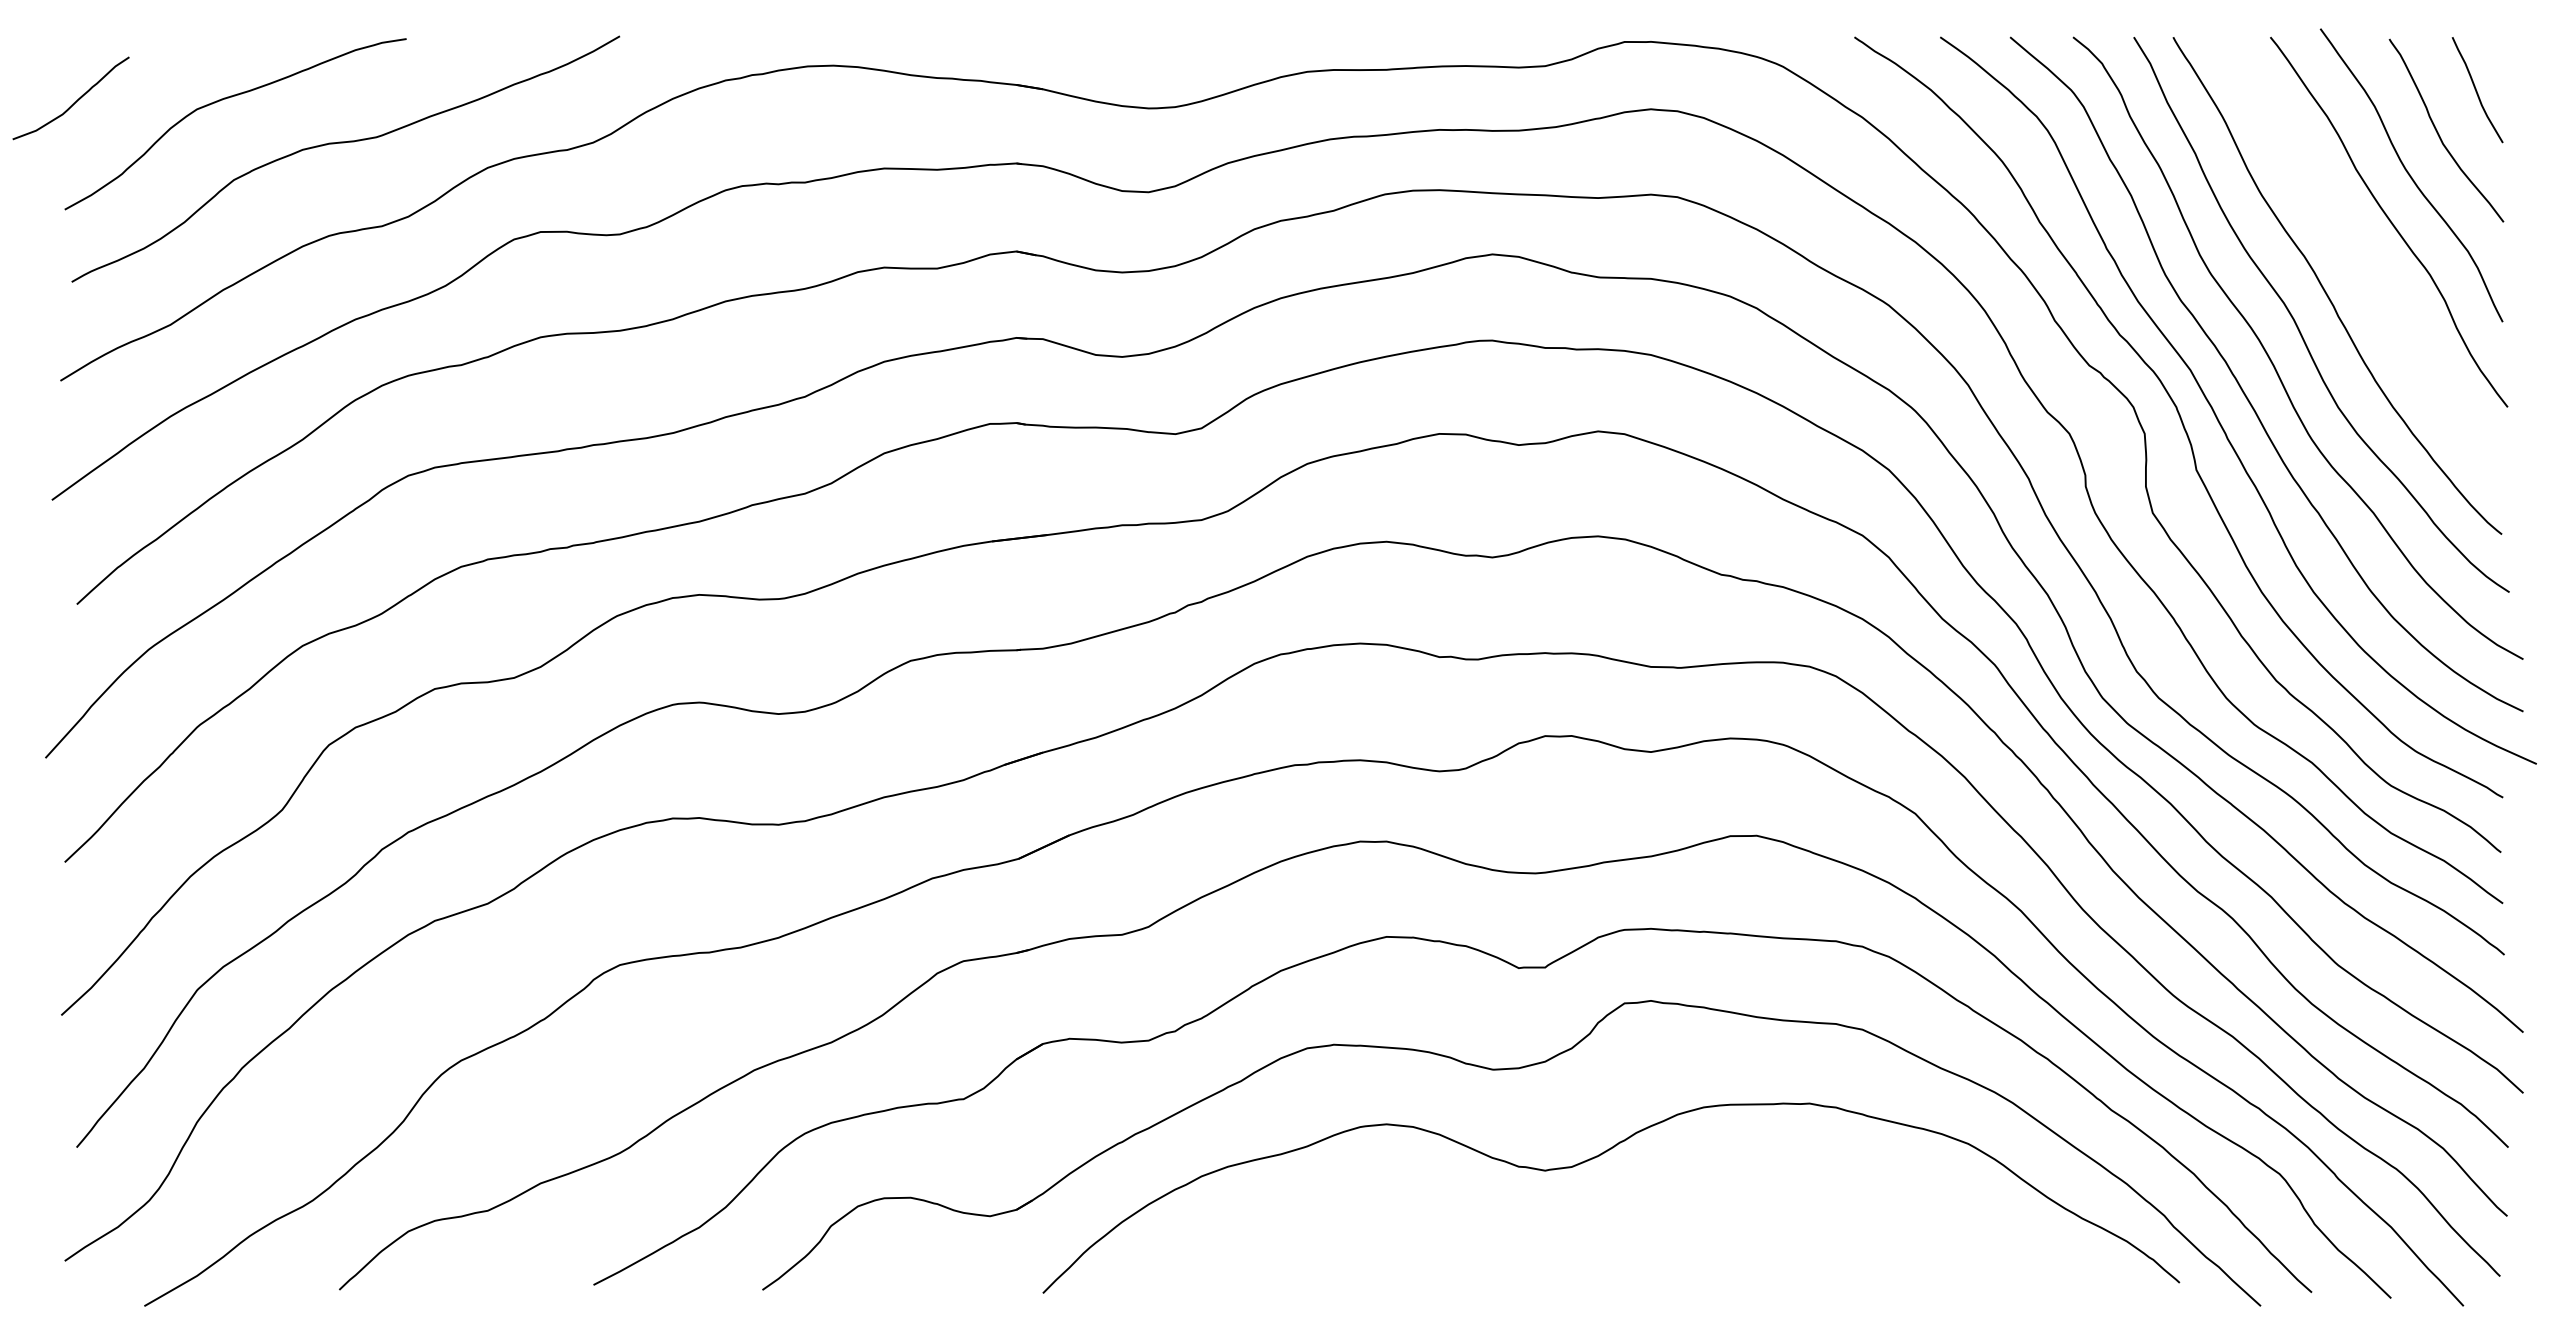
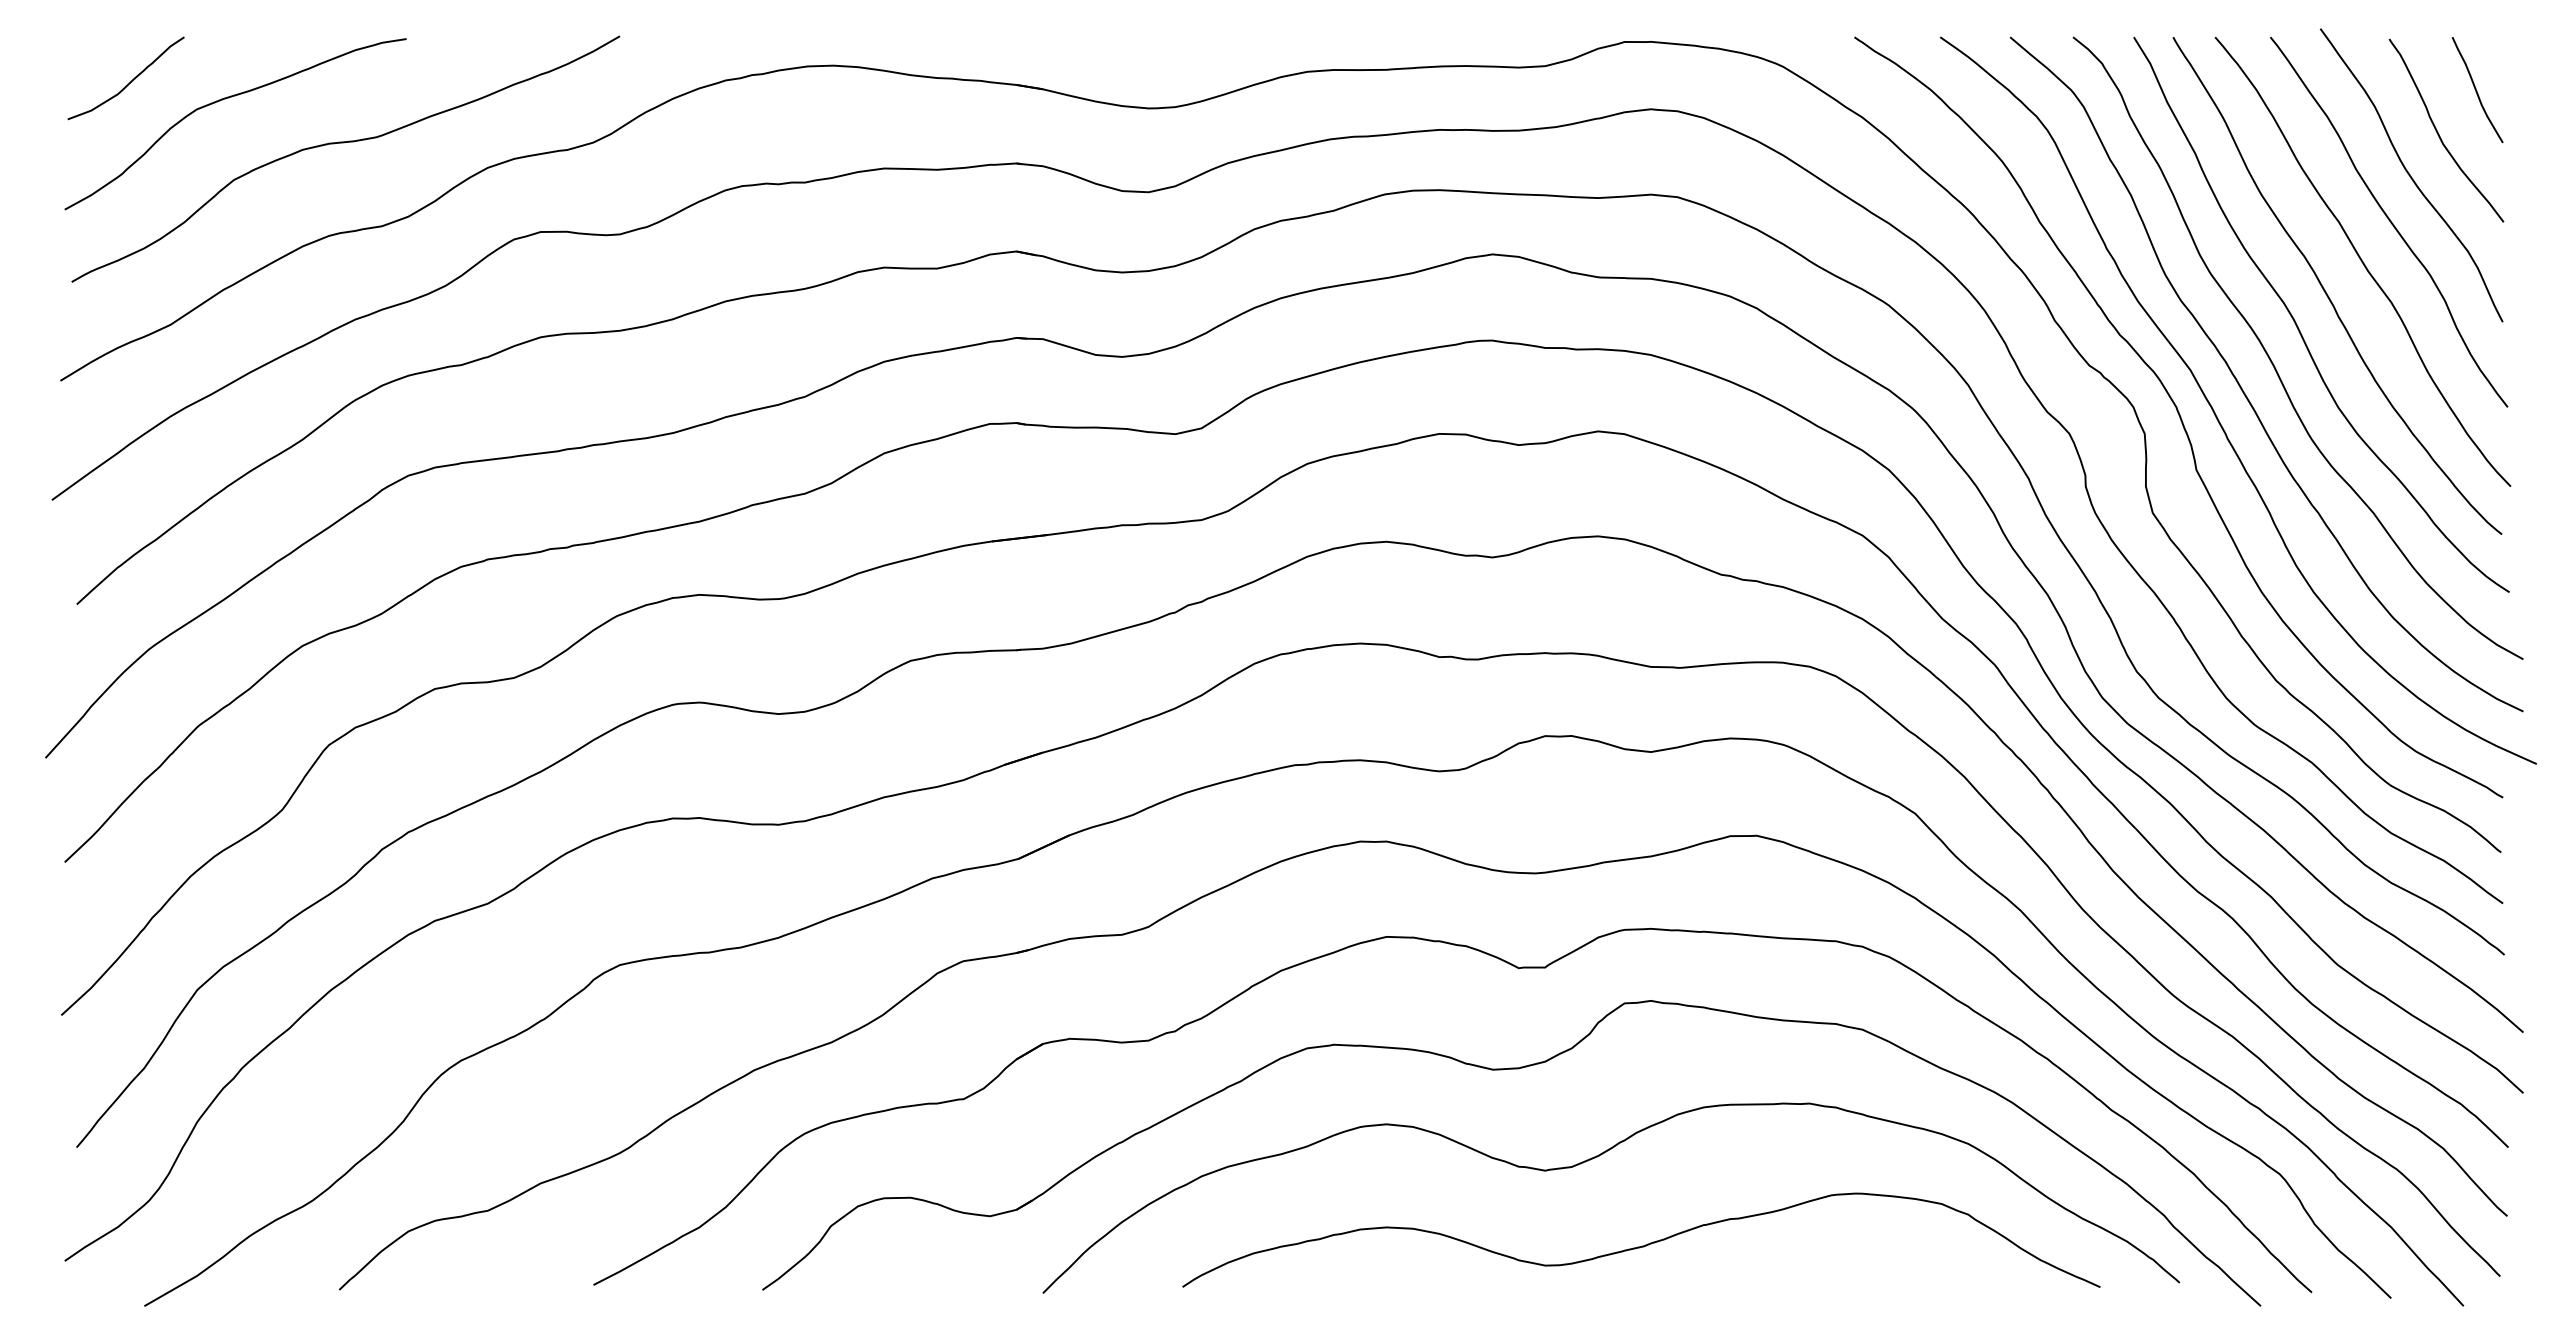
curve position: (74, 102) -> (129, 82) (129, 82)
curve: none -> present (2362, 261)
curve: none -> present (1642, 1245)
